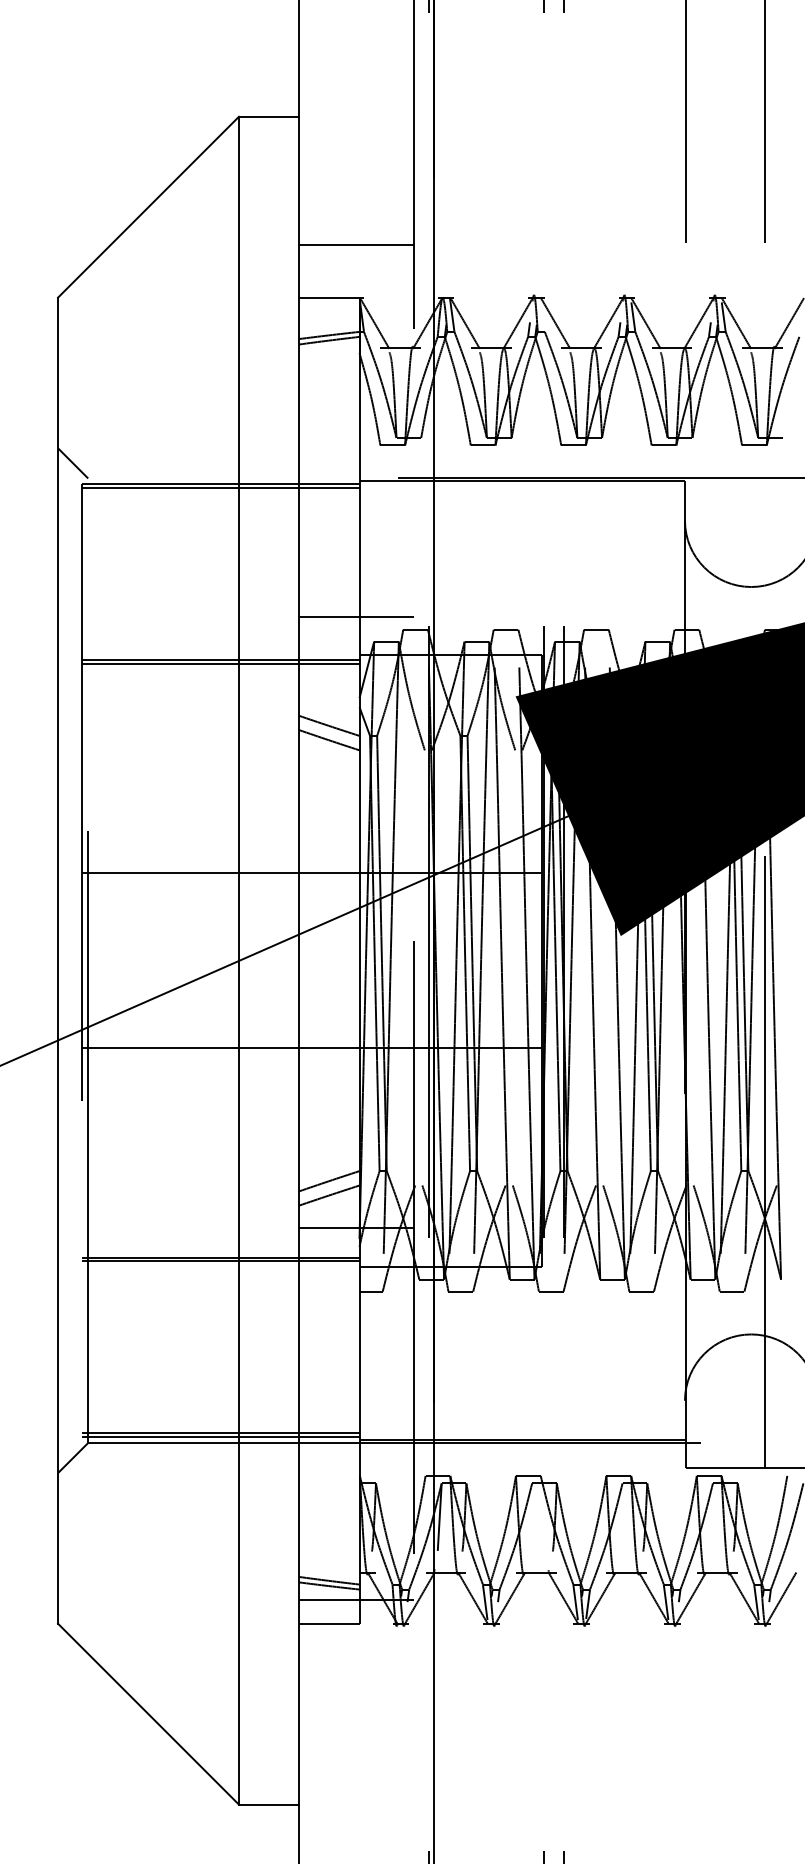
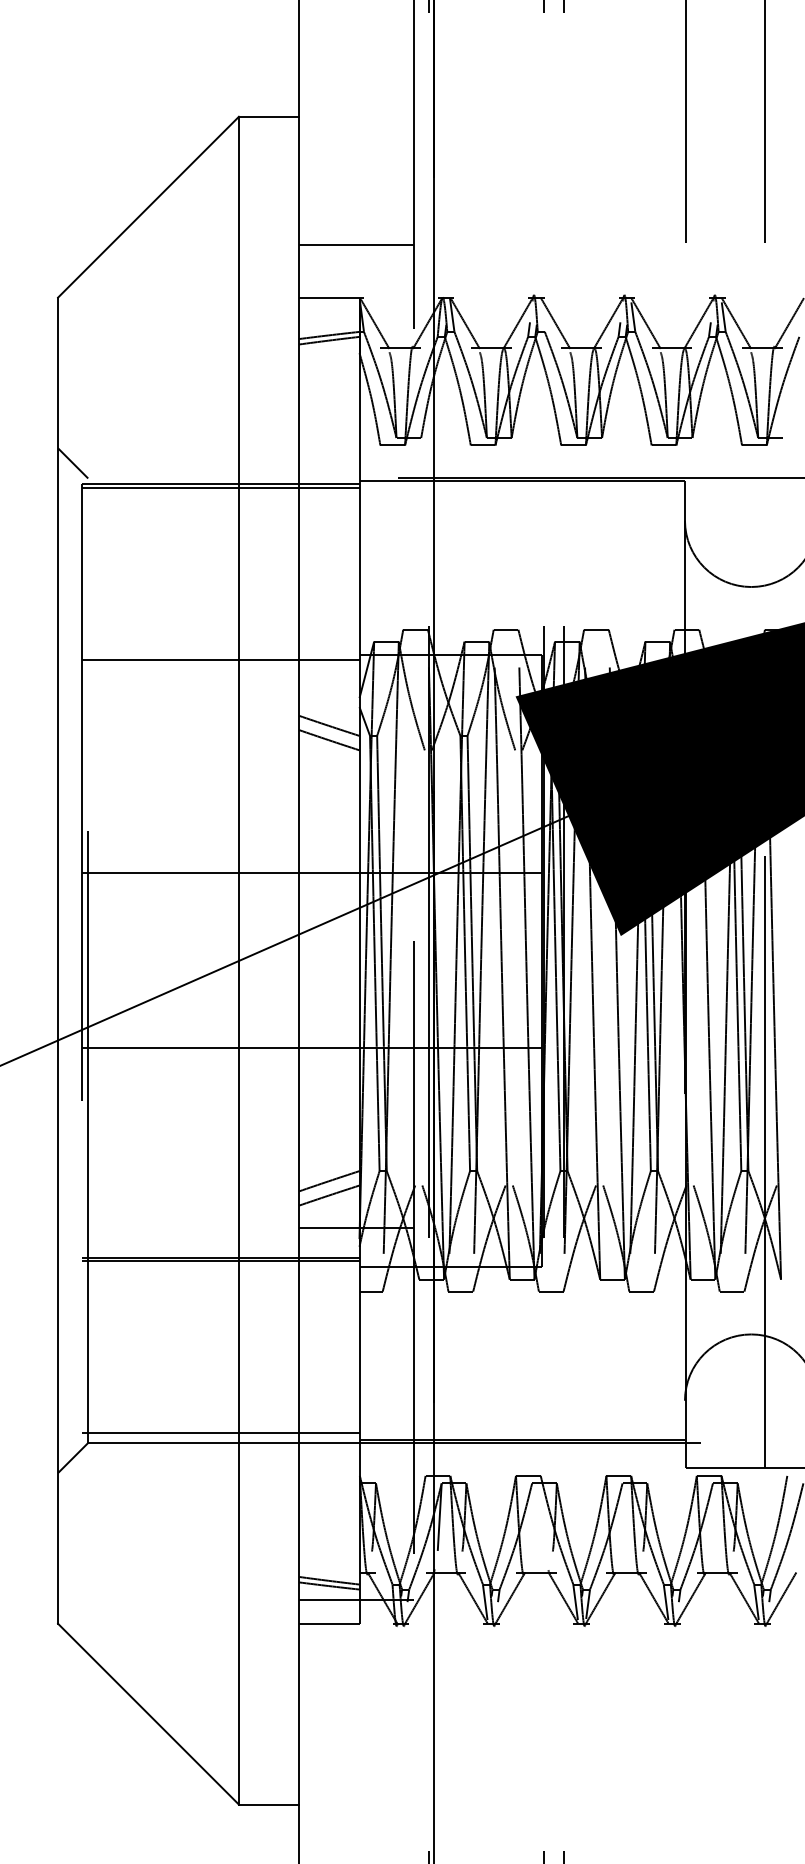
line: present -> none (356, 617)
line: present -> none (220, 663)
line: present -> none (220, 1436)
